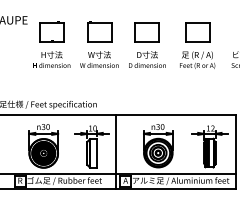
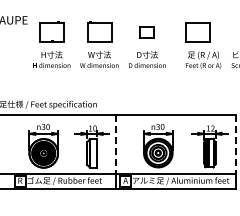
part size: 26x21 px -> 16x13 px (146, 32)
text position: (197, 59) -> (203, 59) (203, 59)
line: solid -> dashed (116, 144)
line: solid -> dashed (235, 144)
